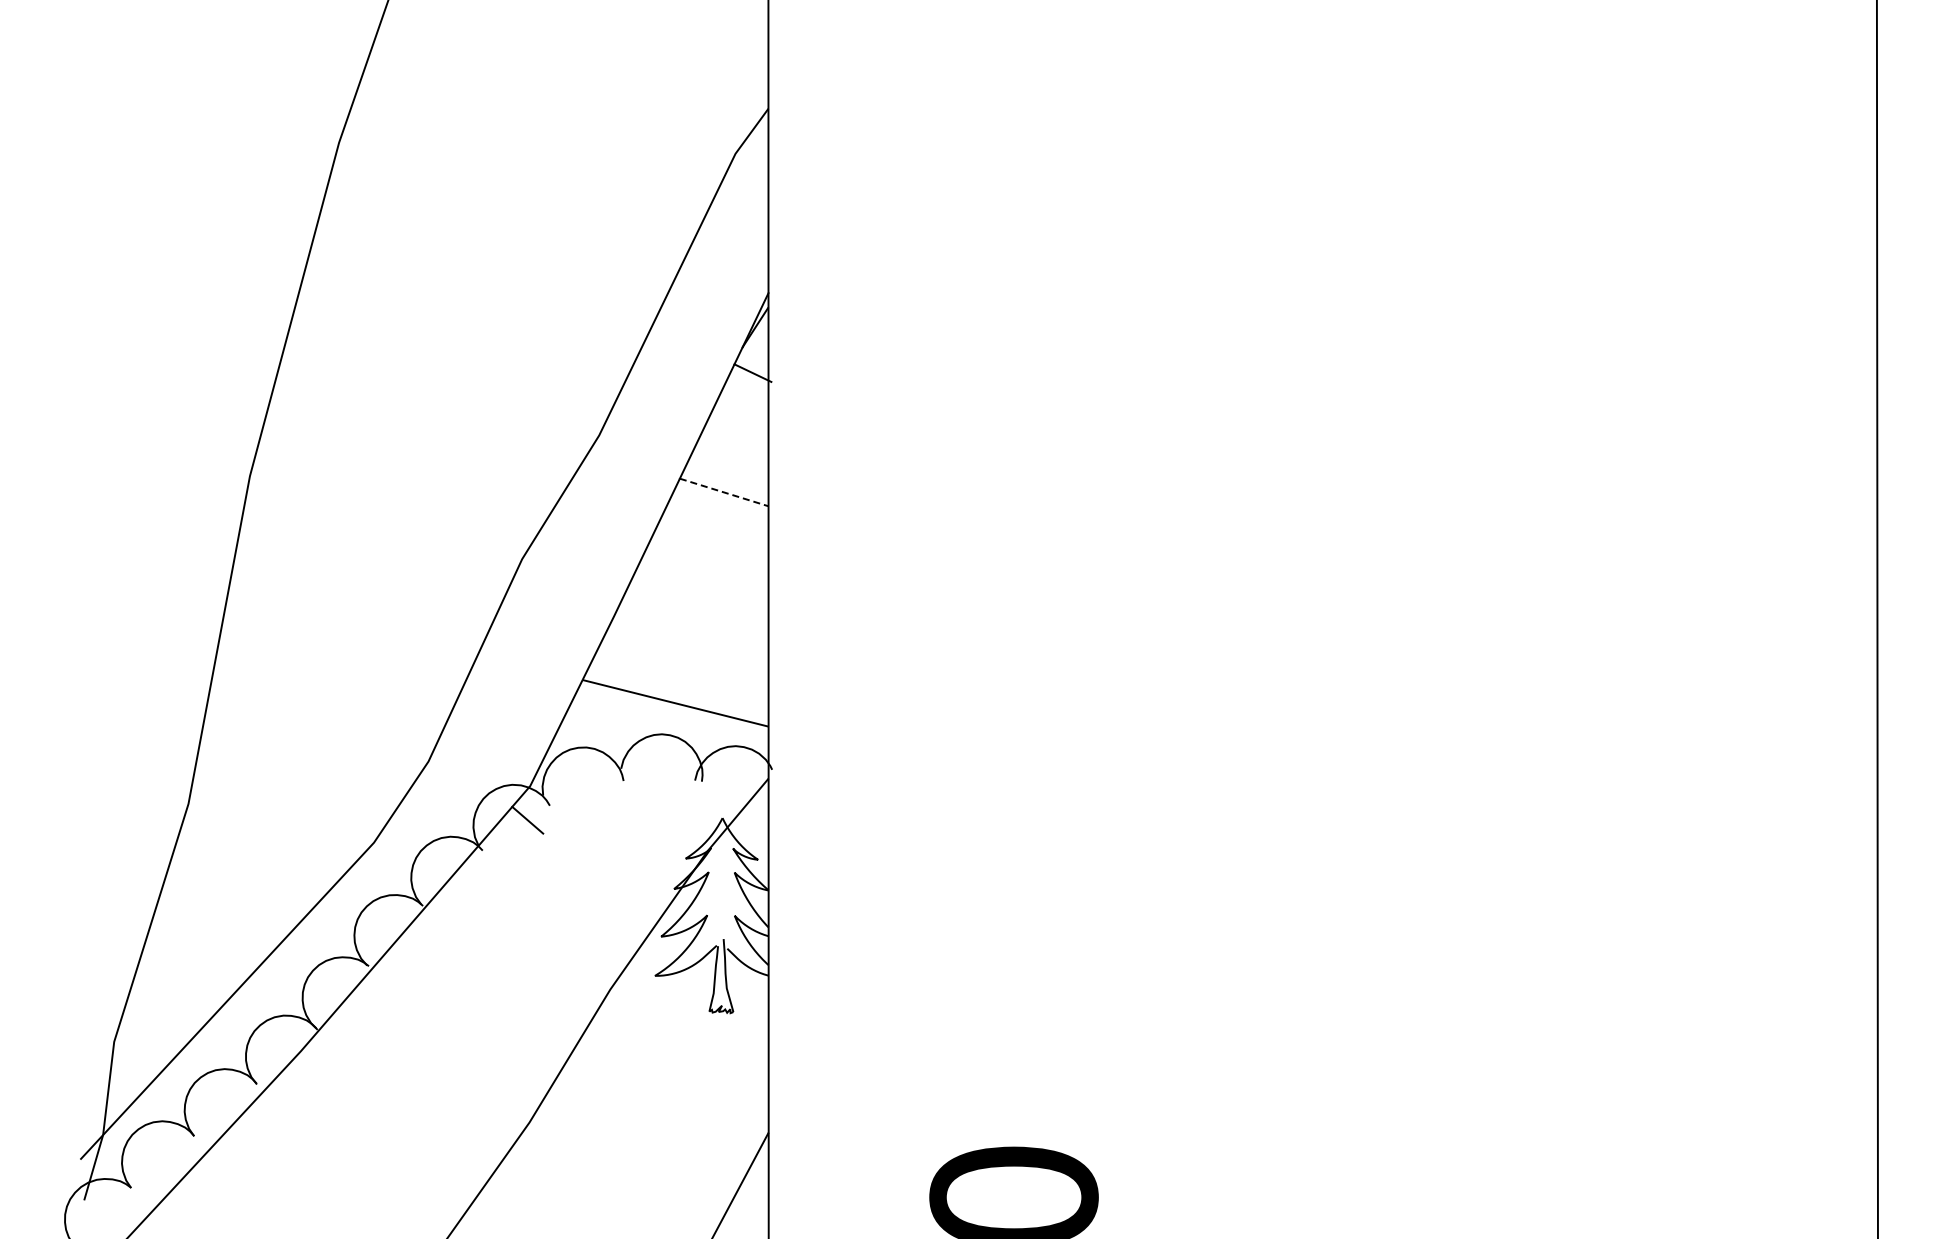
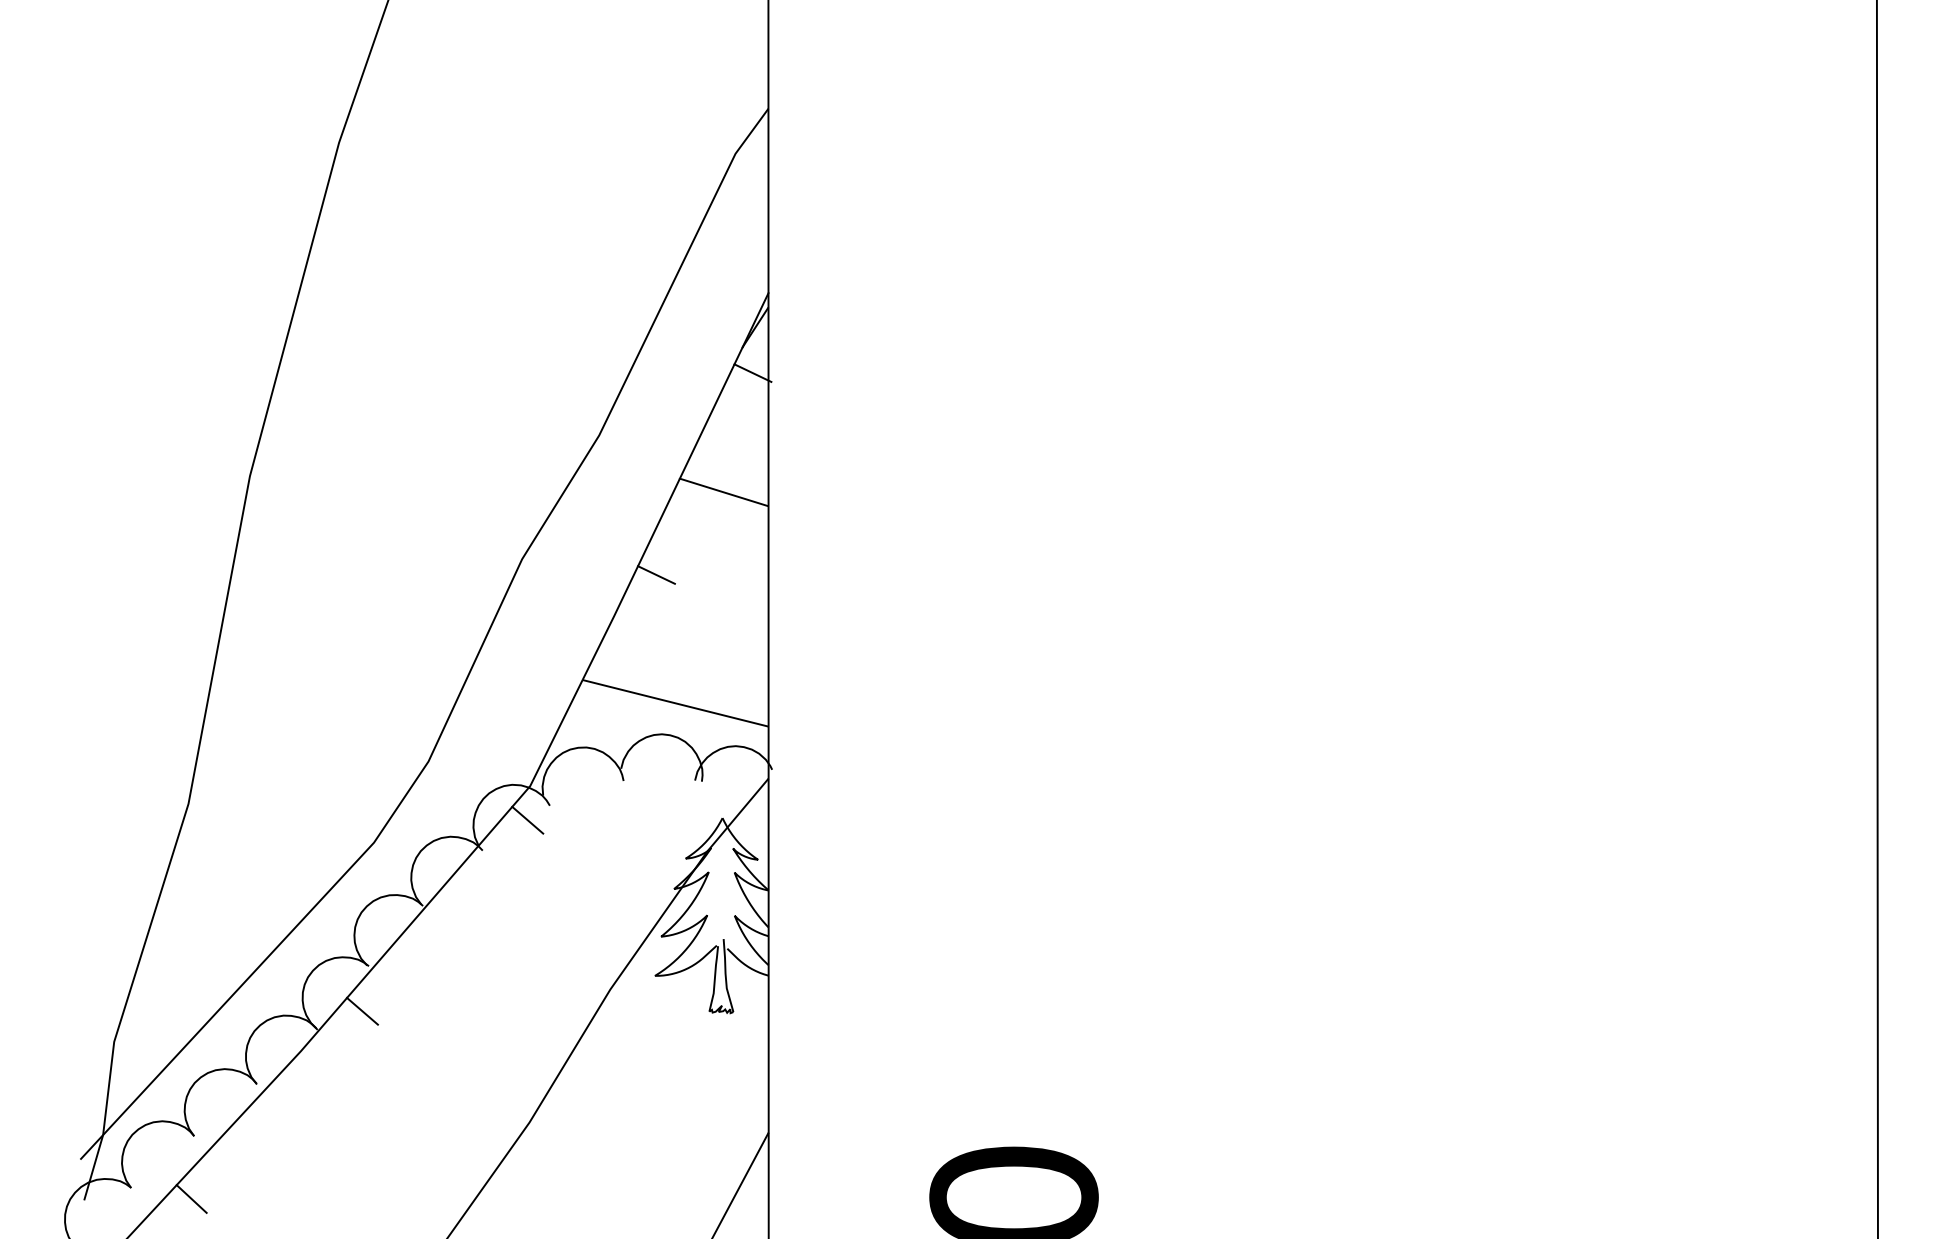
line: dashed -> solid (724, 492)
line: none -> present (656, 574)
line: none -> present (362, 1010)
line: none -> present (191, 1198)
